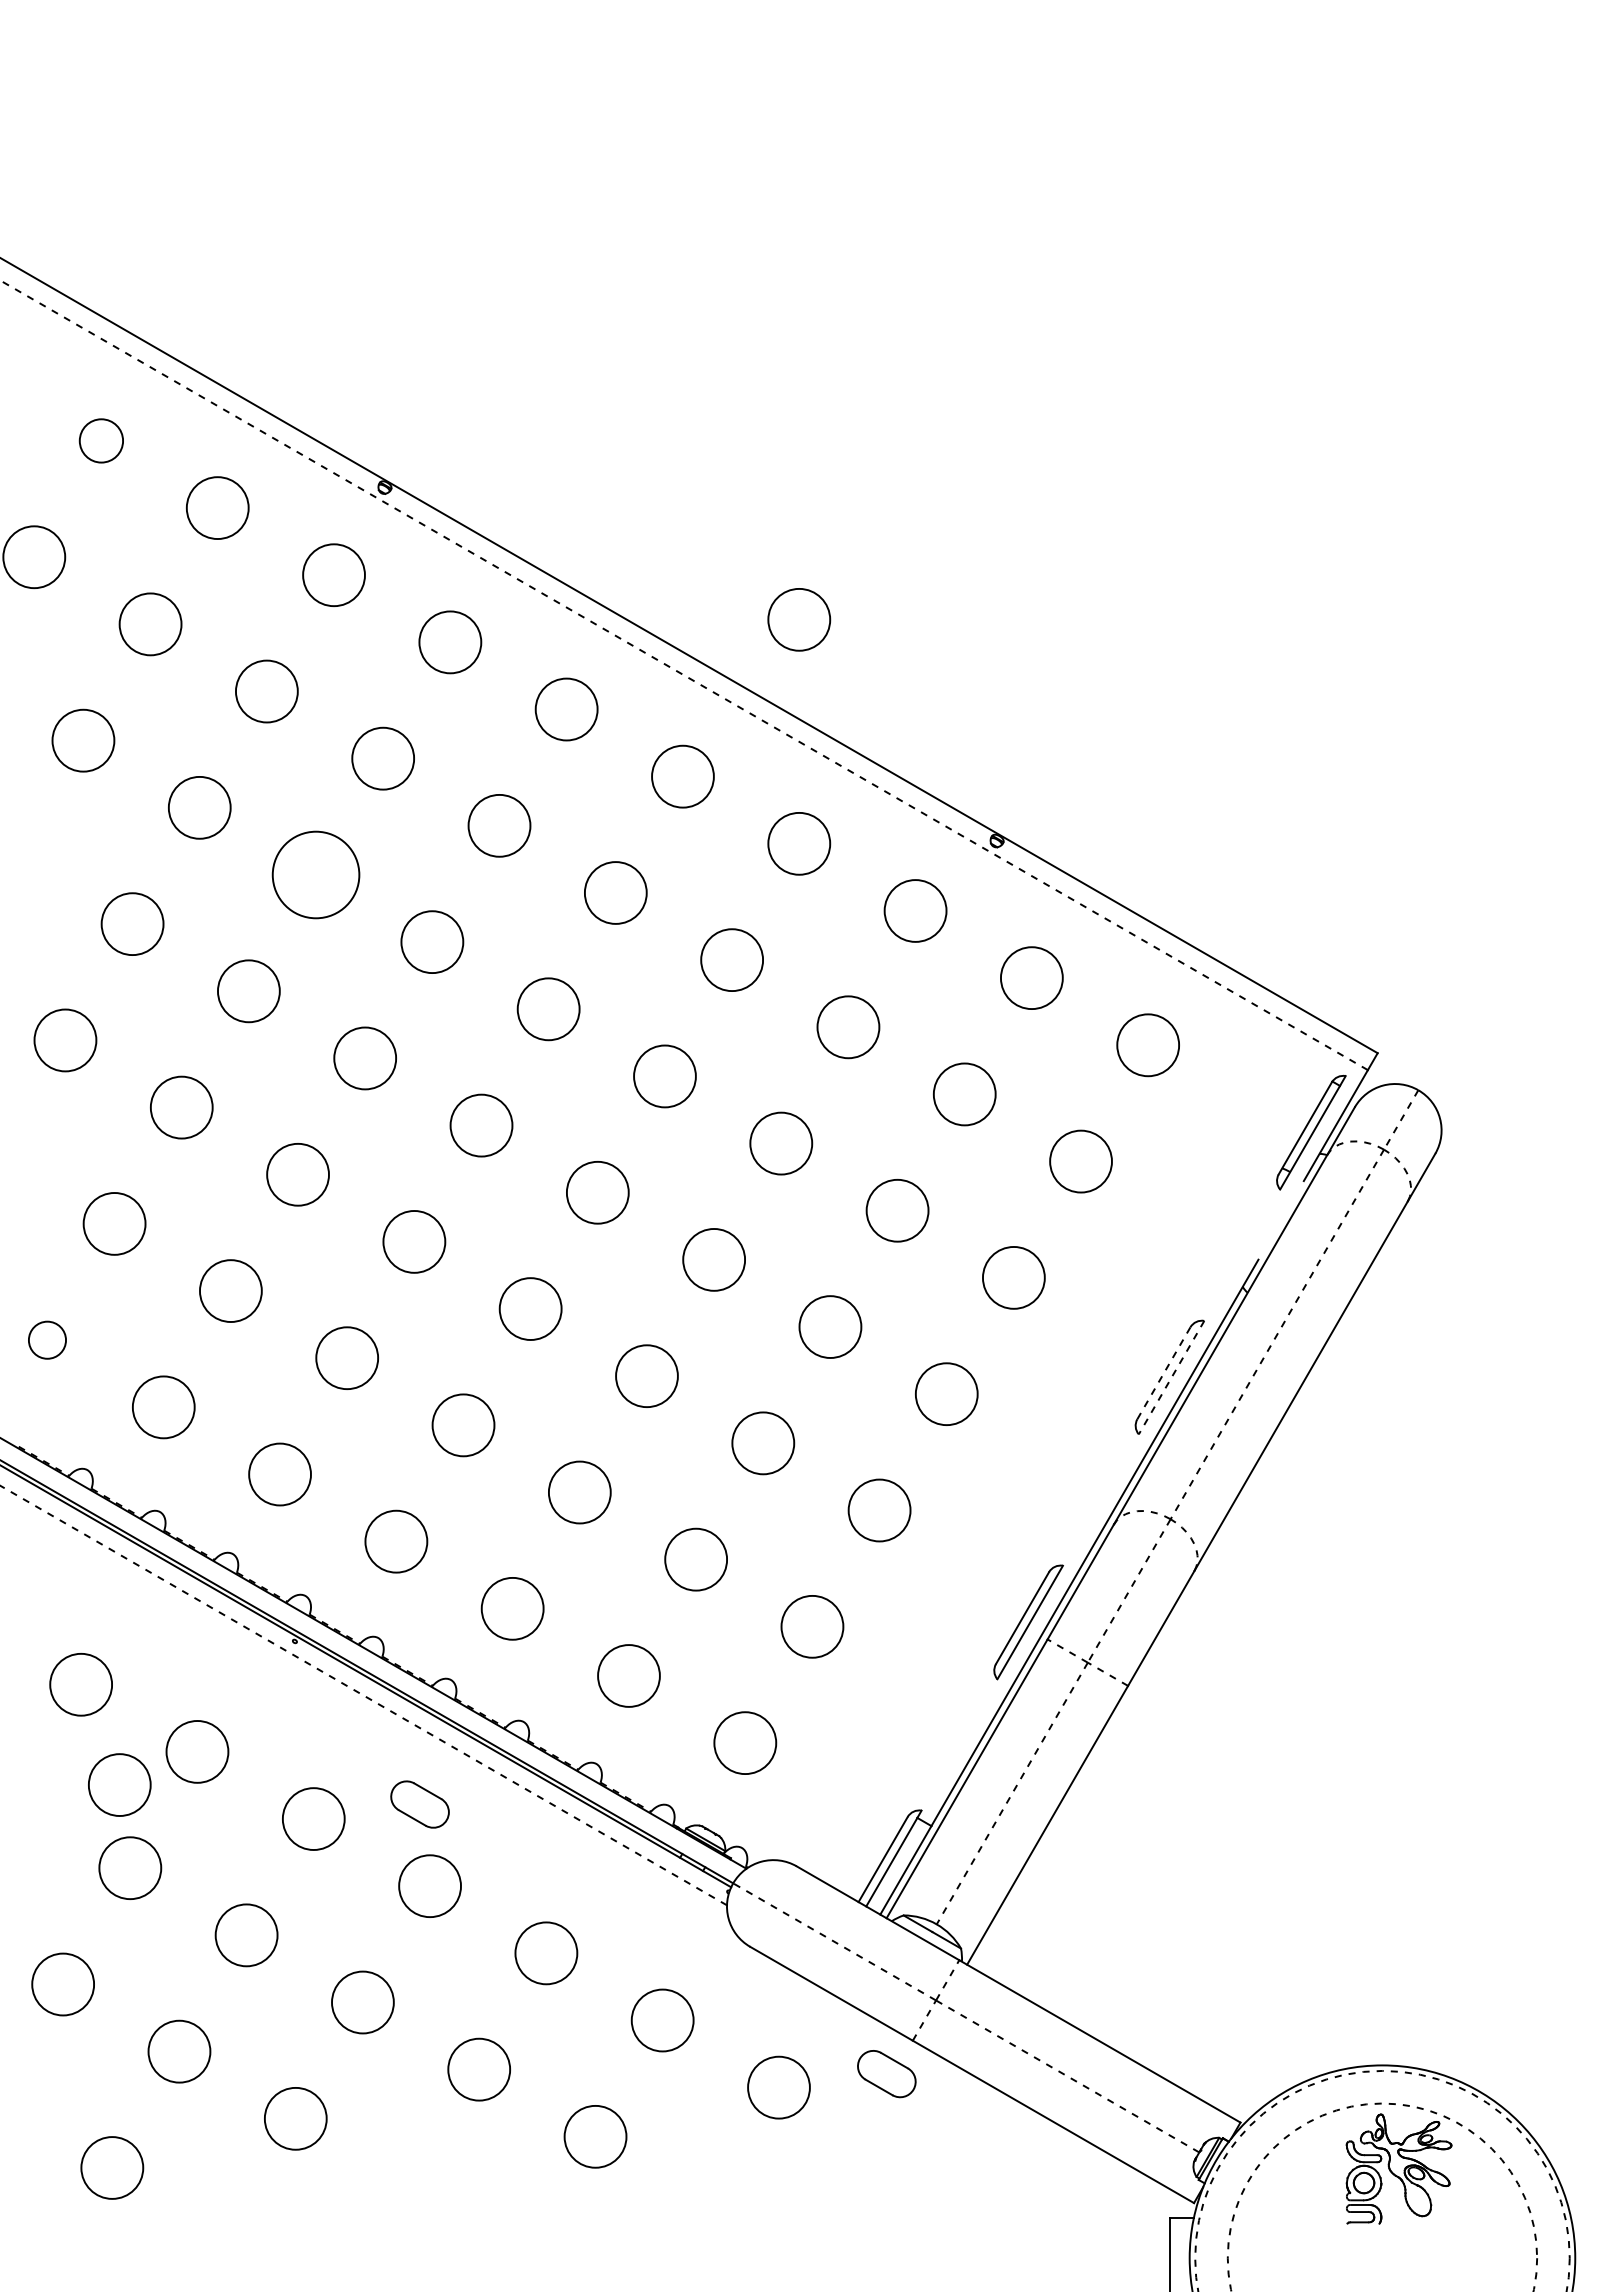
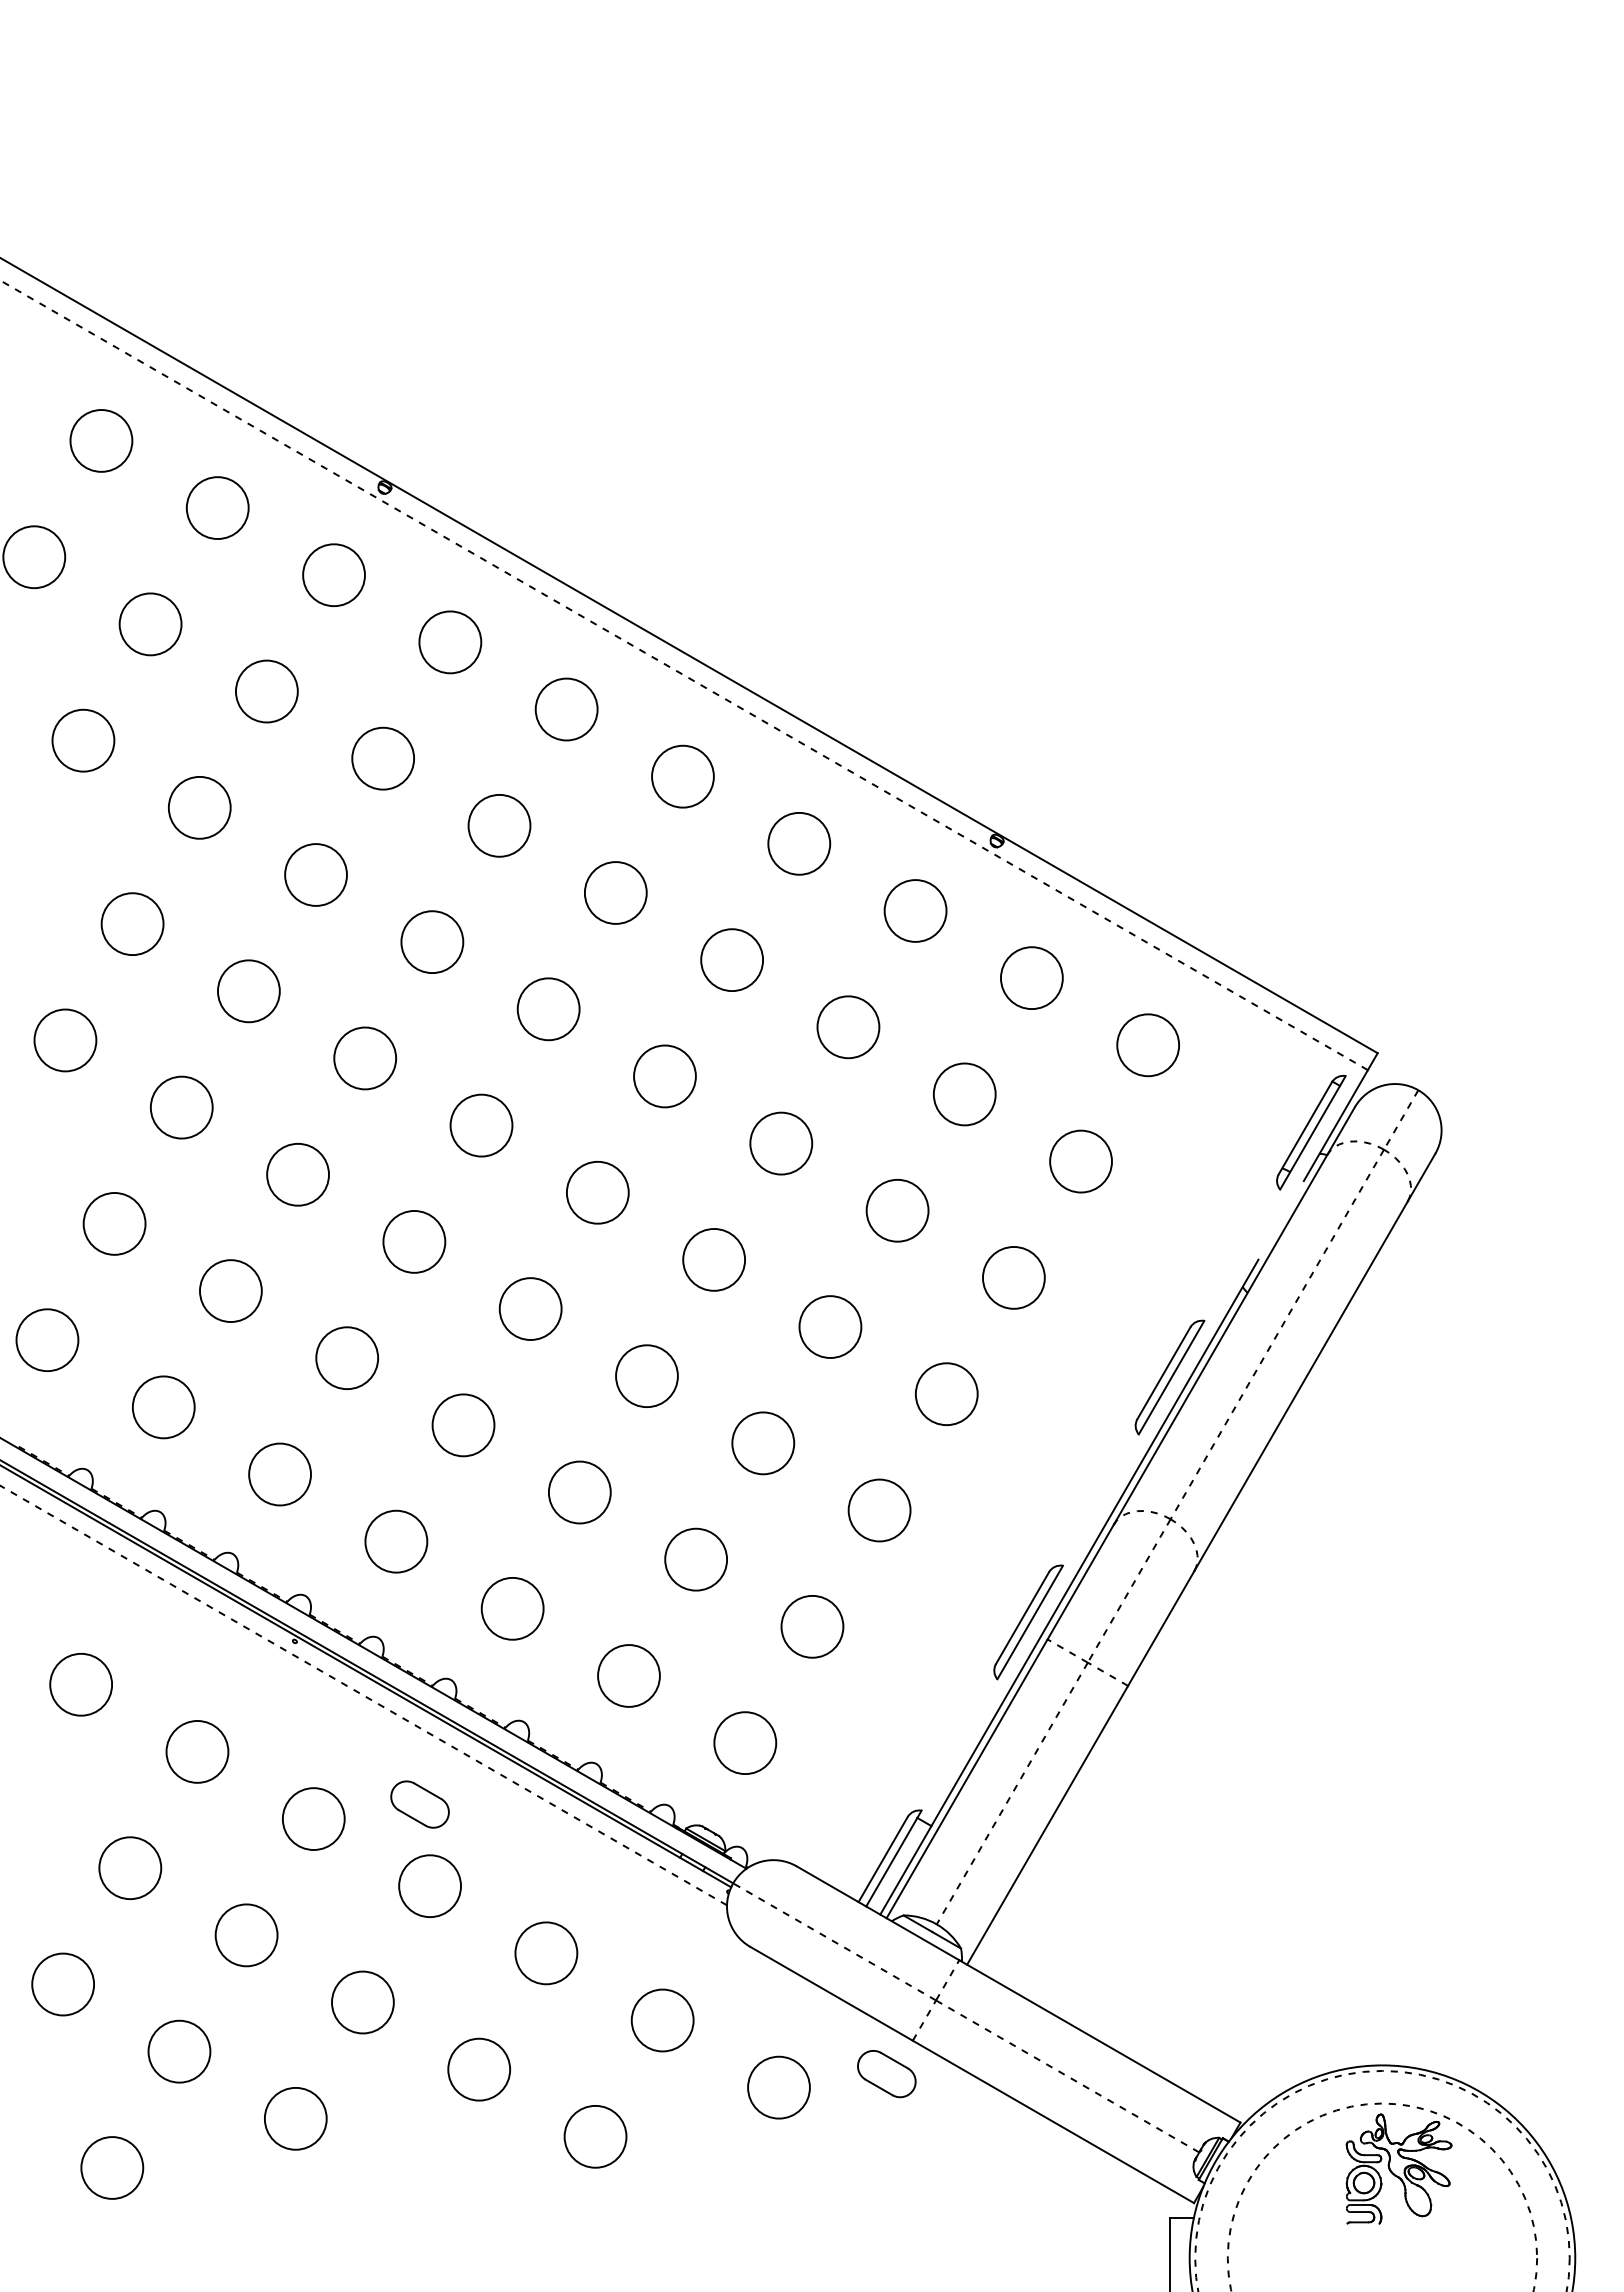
circle diameter: 43 px -> 62 px (101, 440)
circle: present -> none (799, 619)
circle diameter: 87 px -> 62 px (315, 874)
circle diameter: 37 px -> 62 px (47, 1340)
line: dashed -> solid (1163, 1373)
line: dashed -> solid (1171, 1377)
circle: present -> none (119, 1784)
